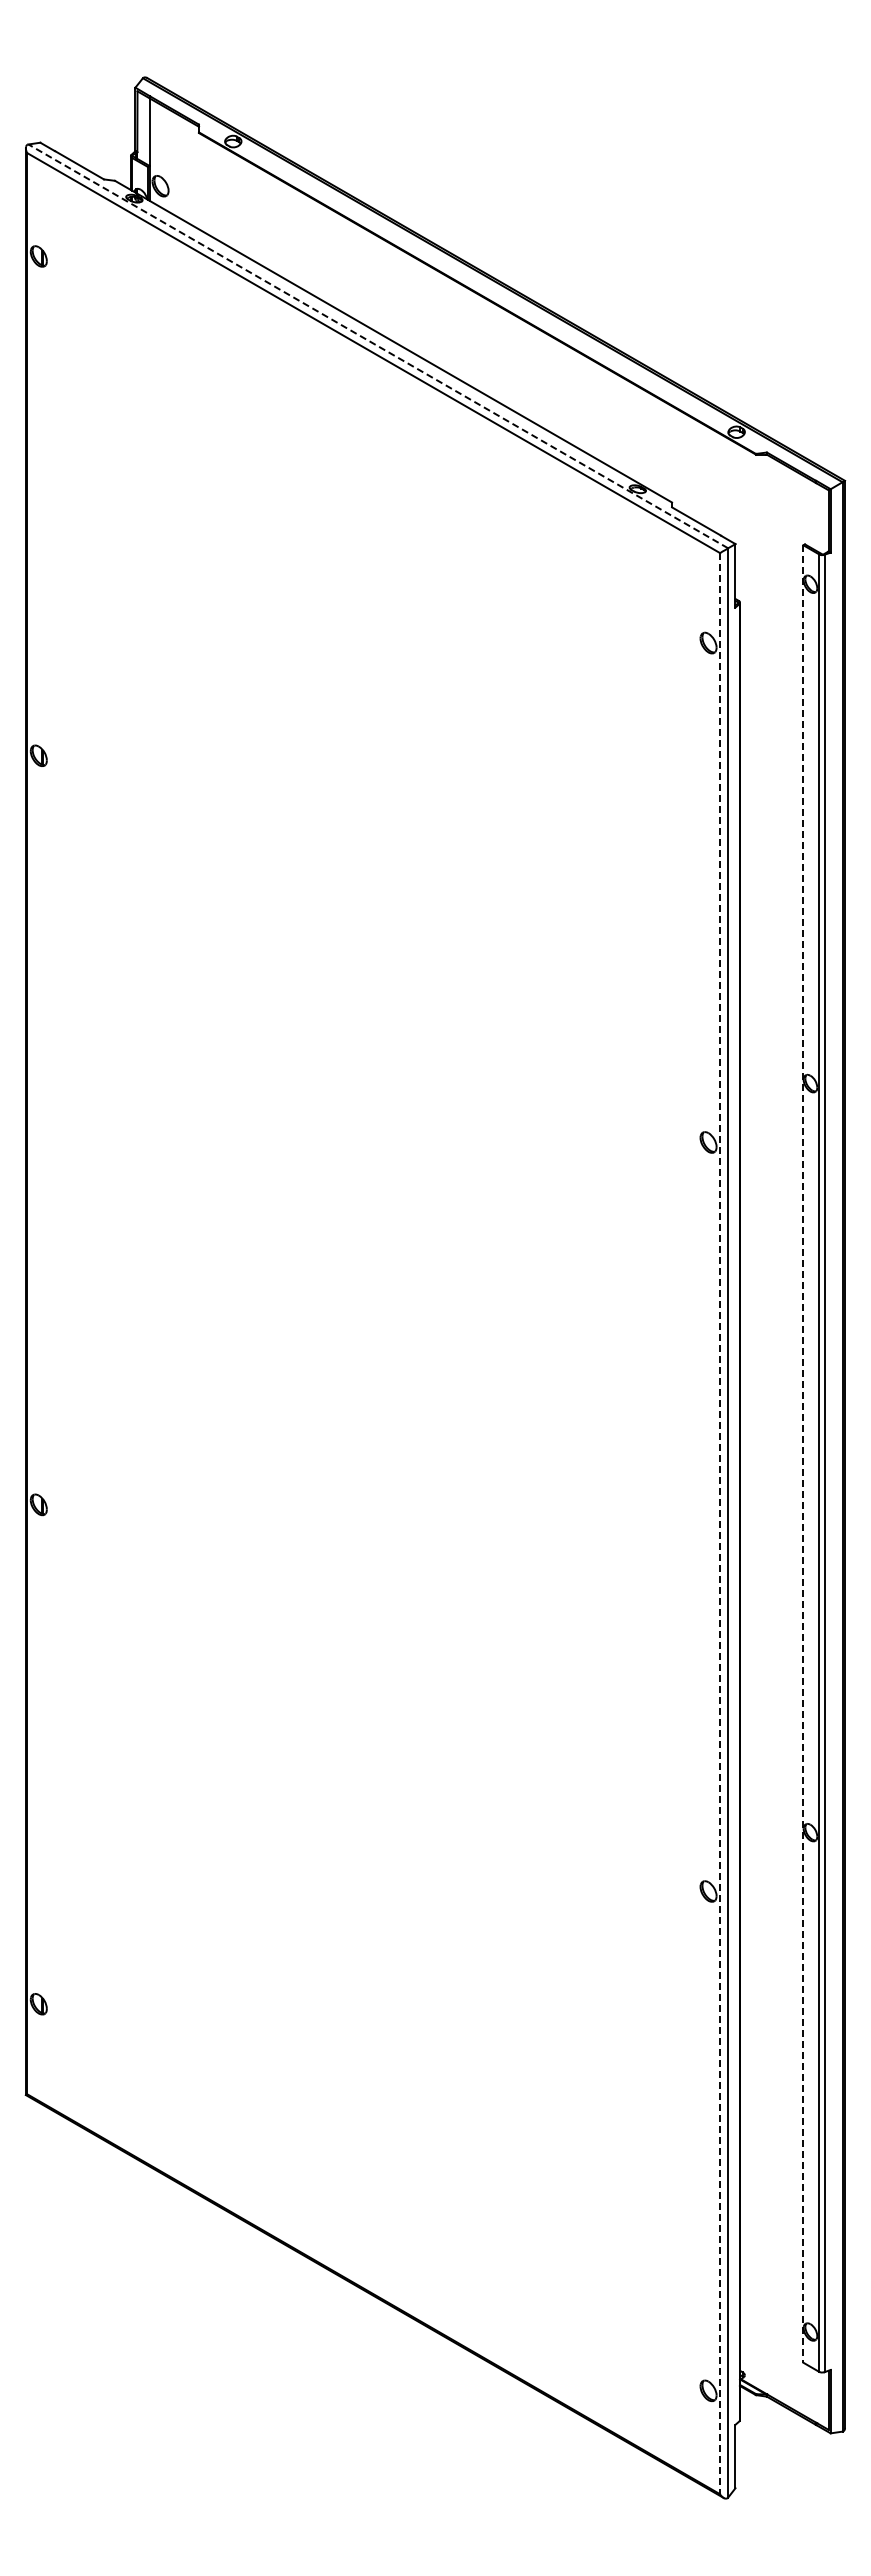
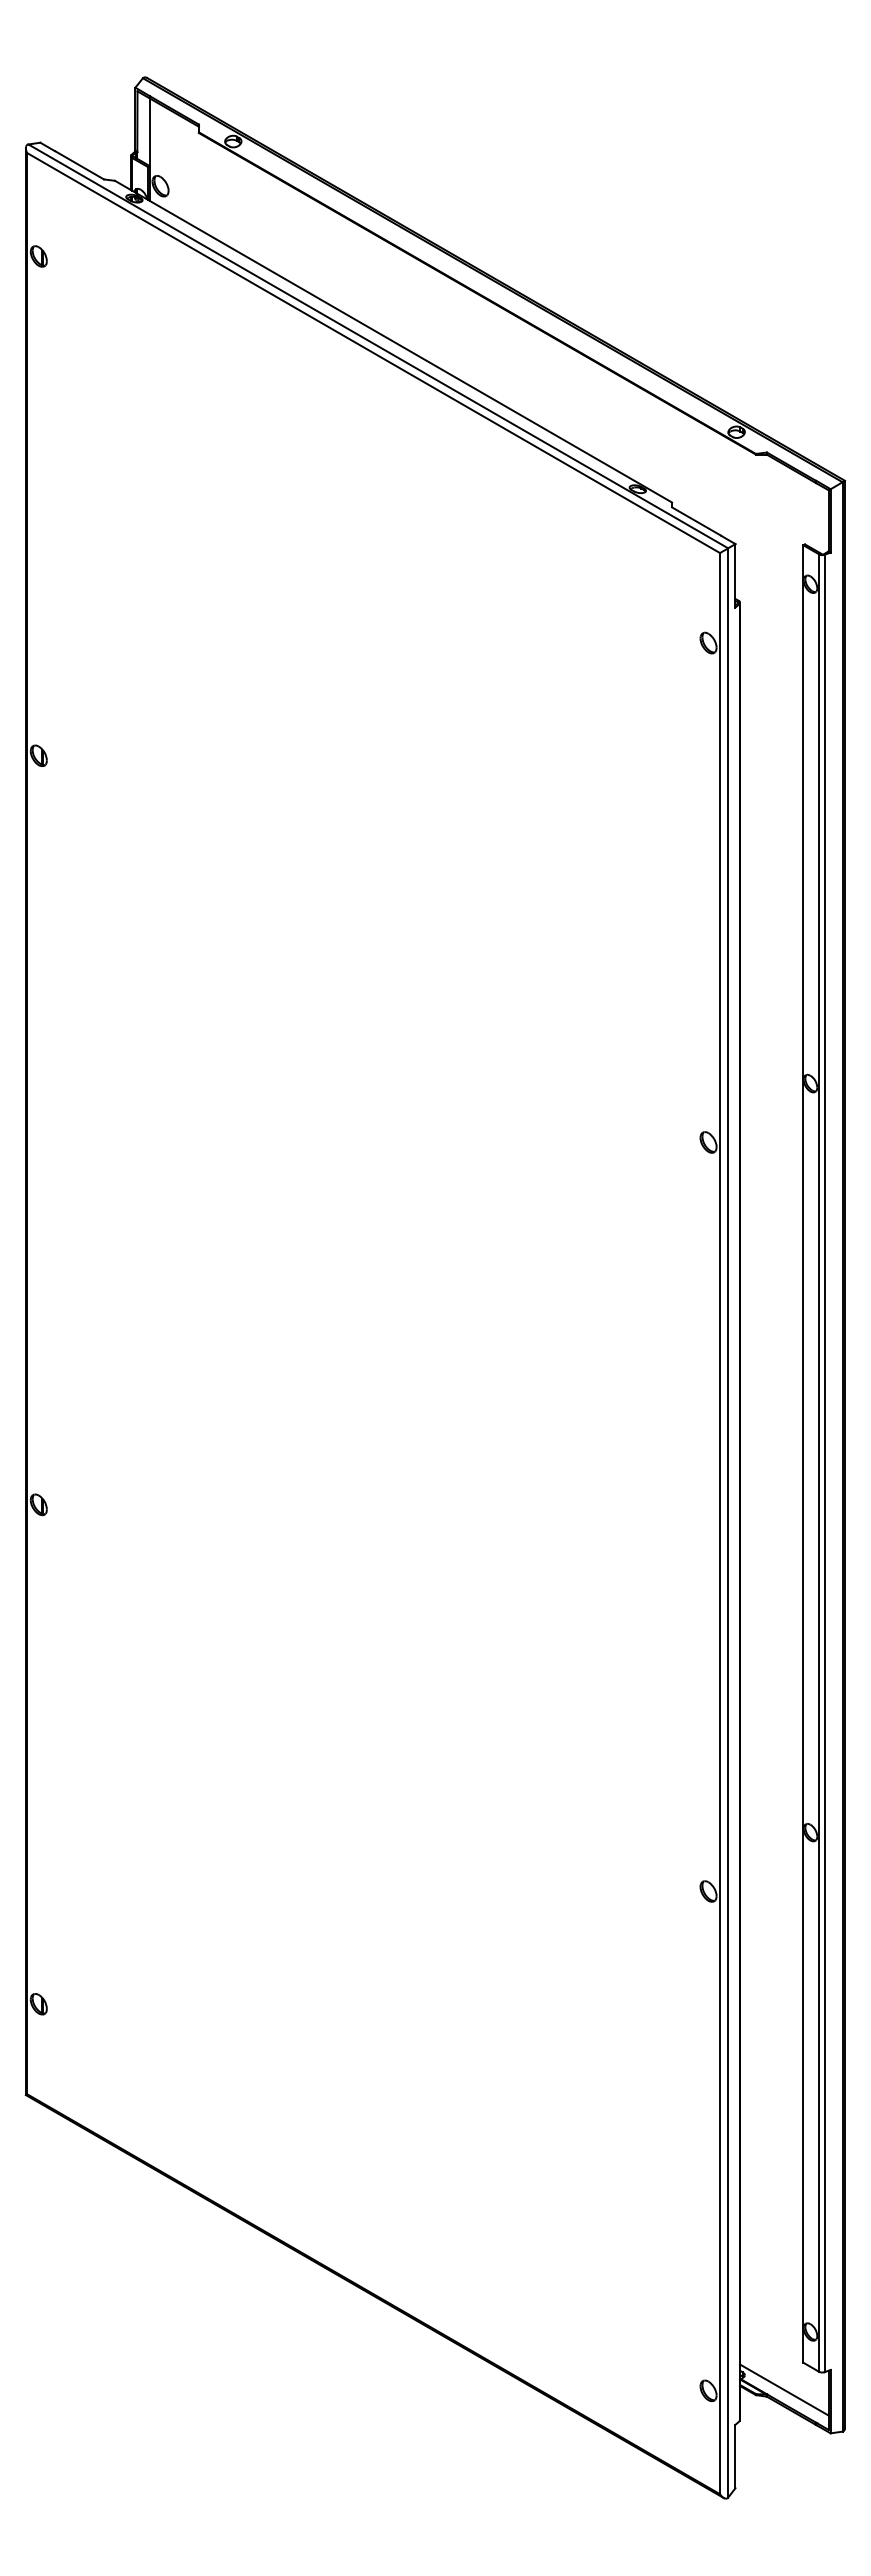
line: dashed -> solid (378, 346)
line: dashed -> solid (803, 1454)
line: dashed -> solid (719, 1523)
line: none -> present (784, 2389)
